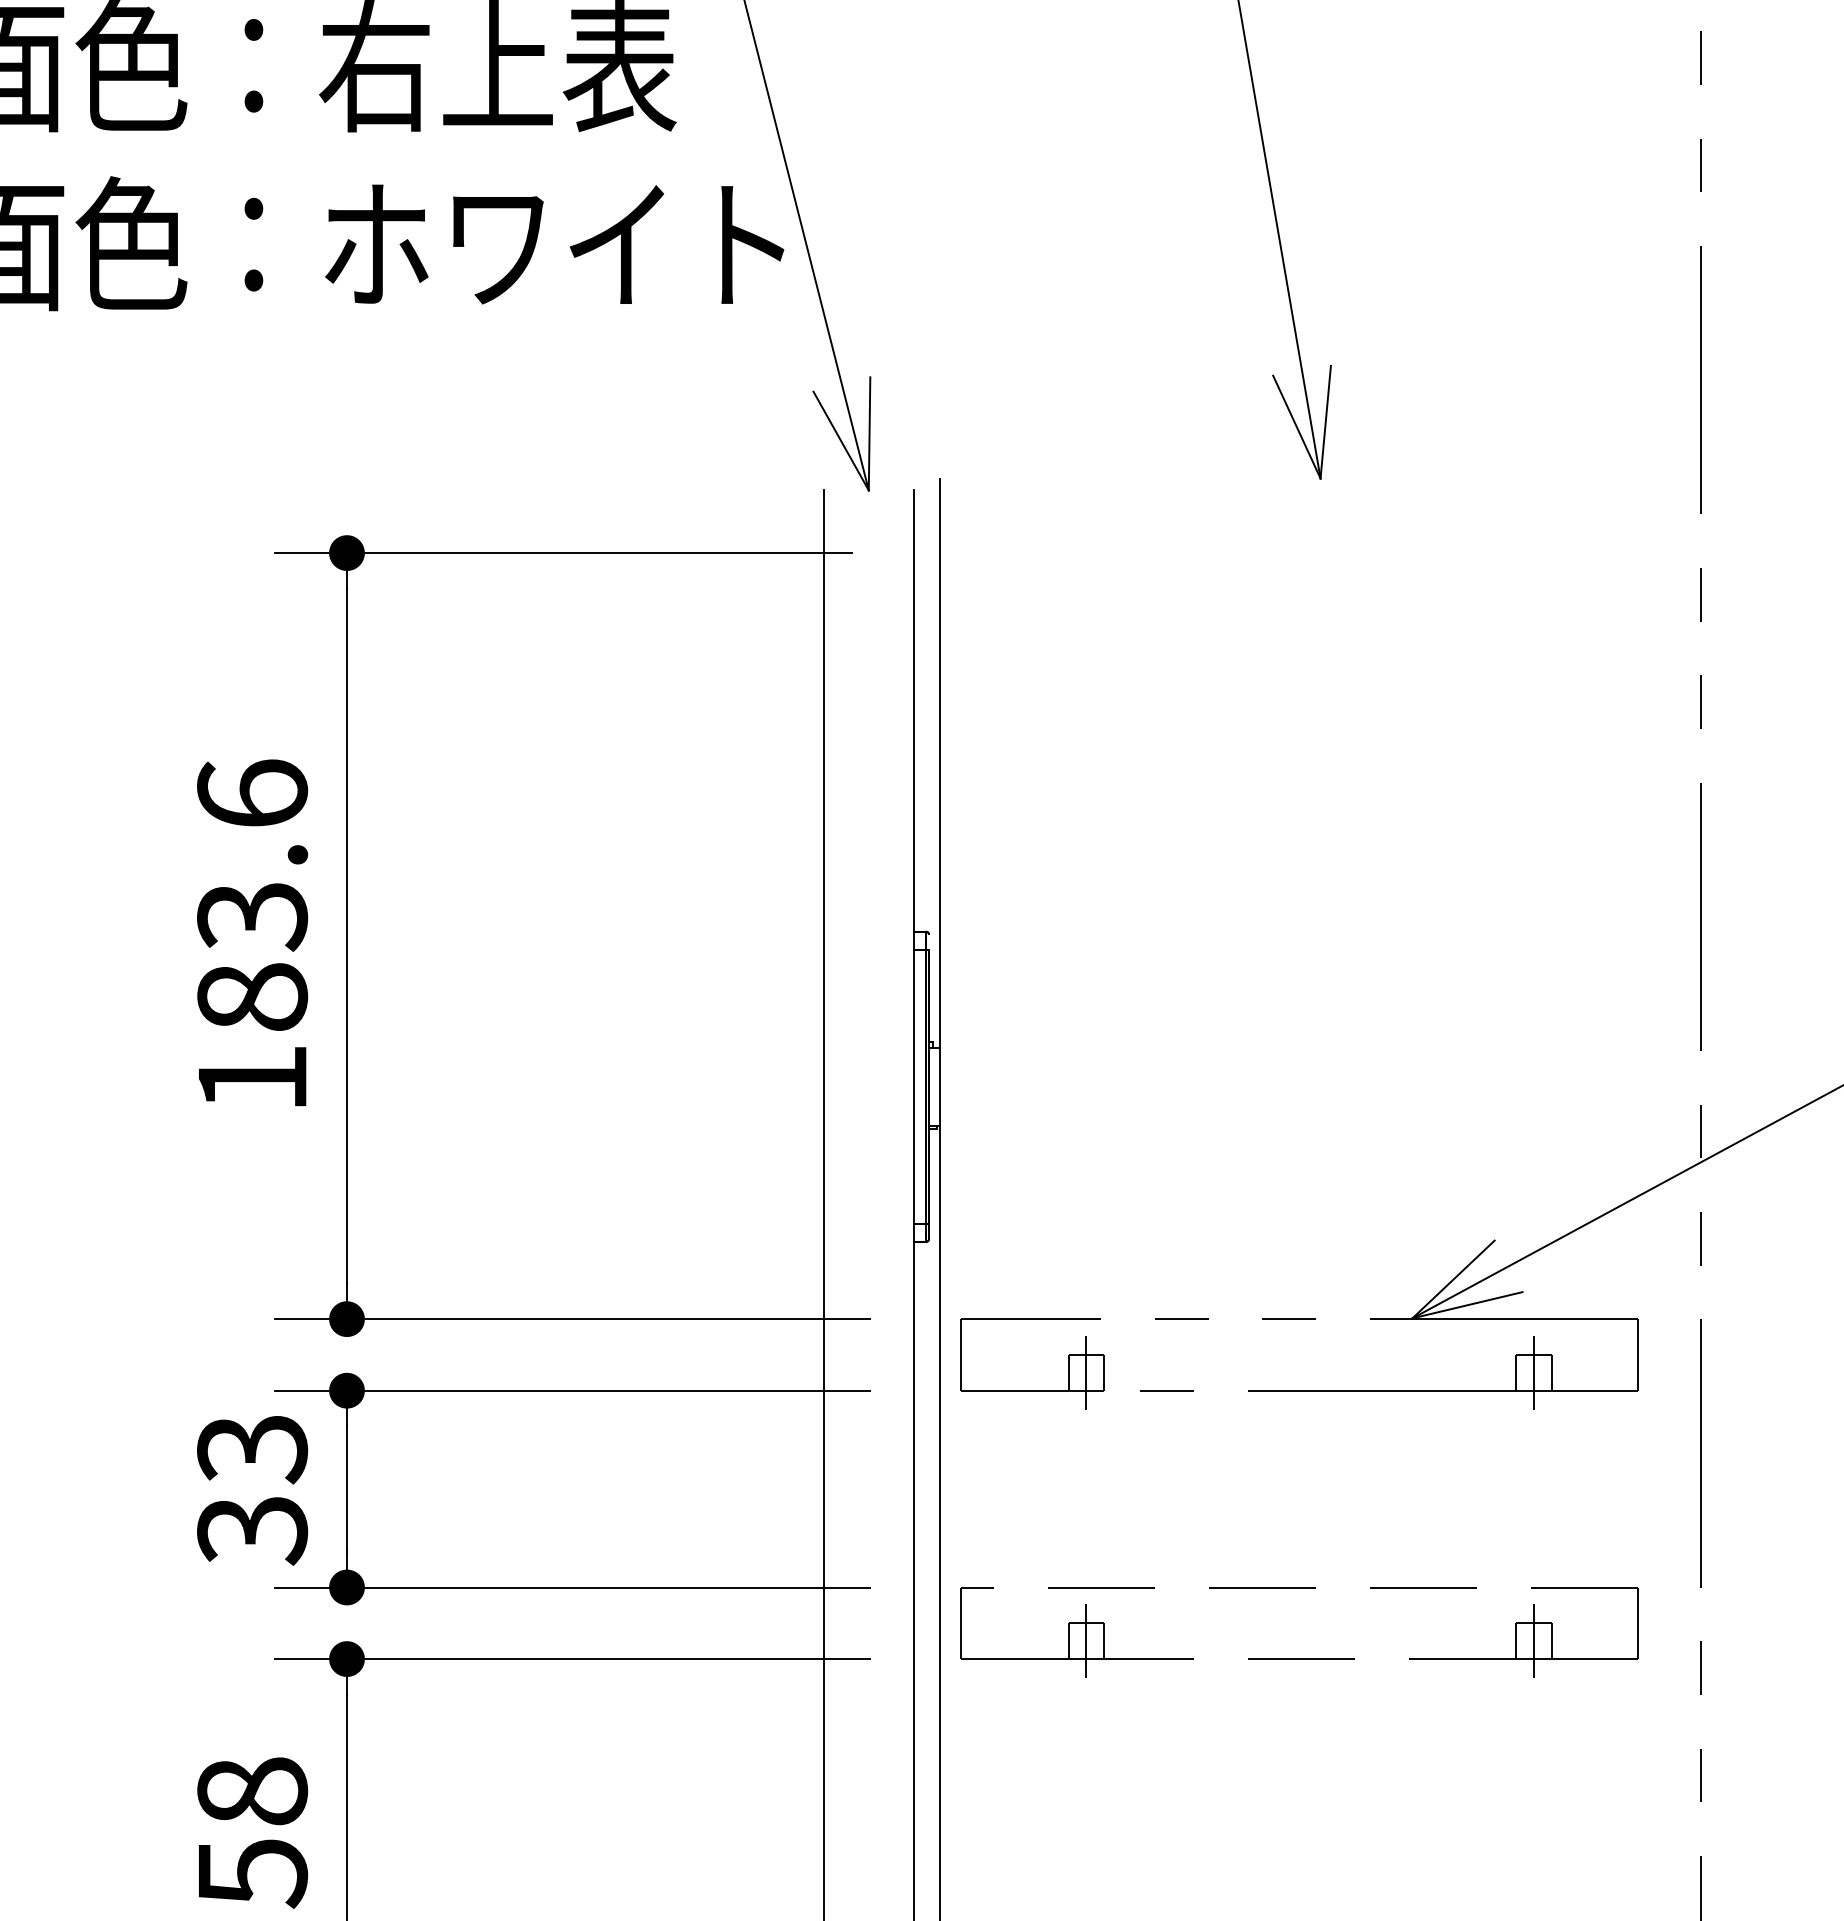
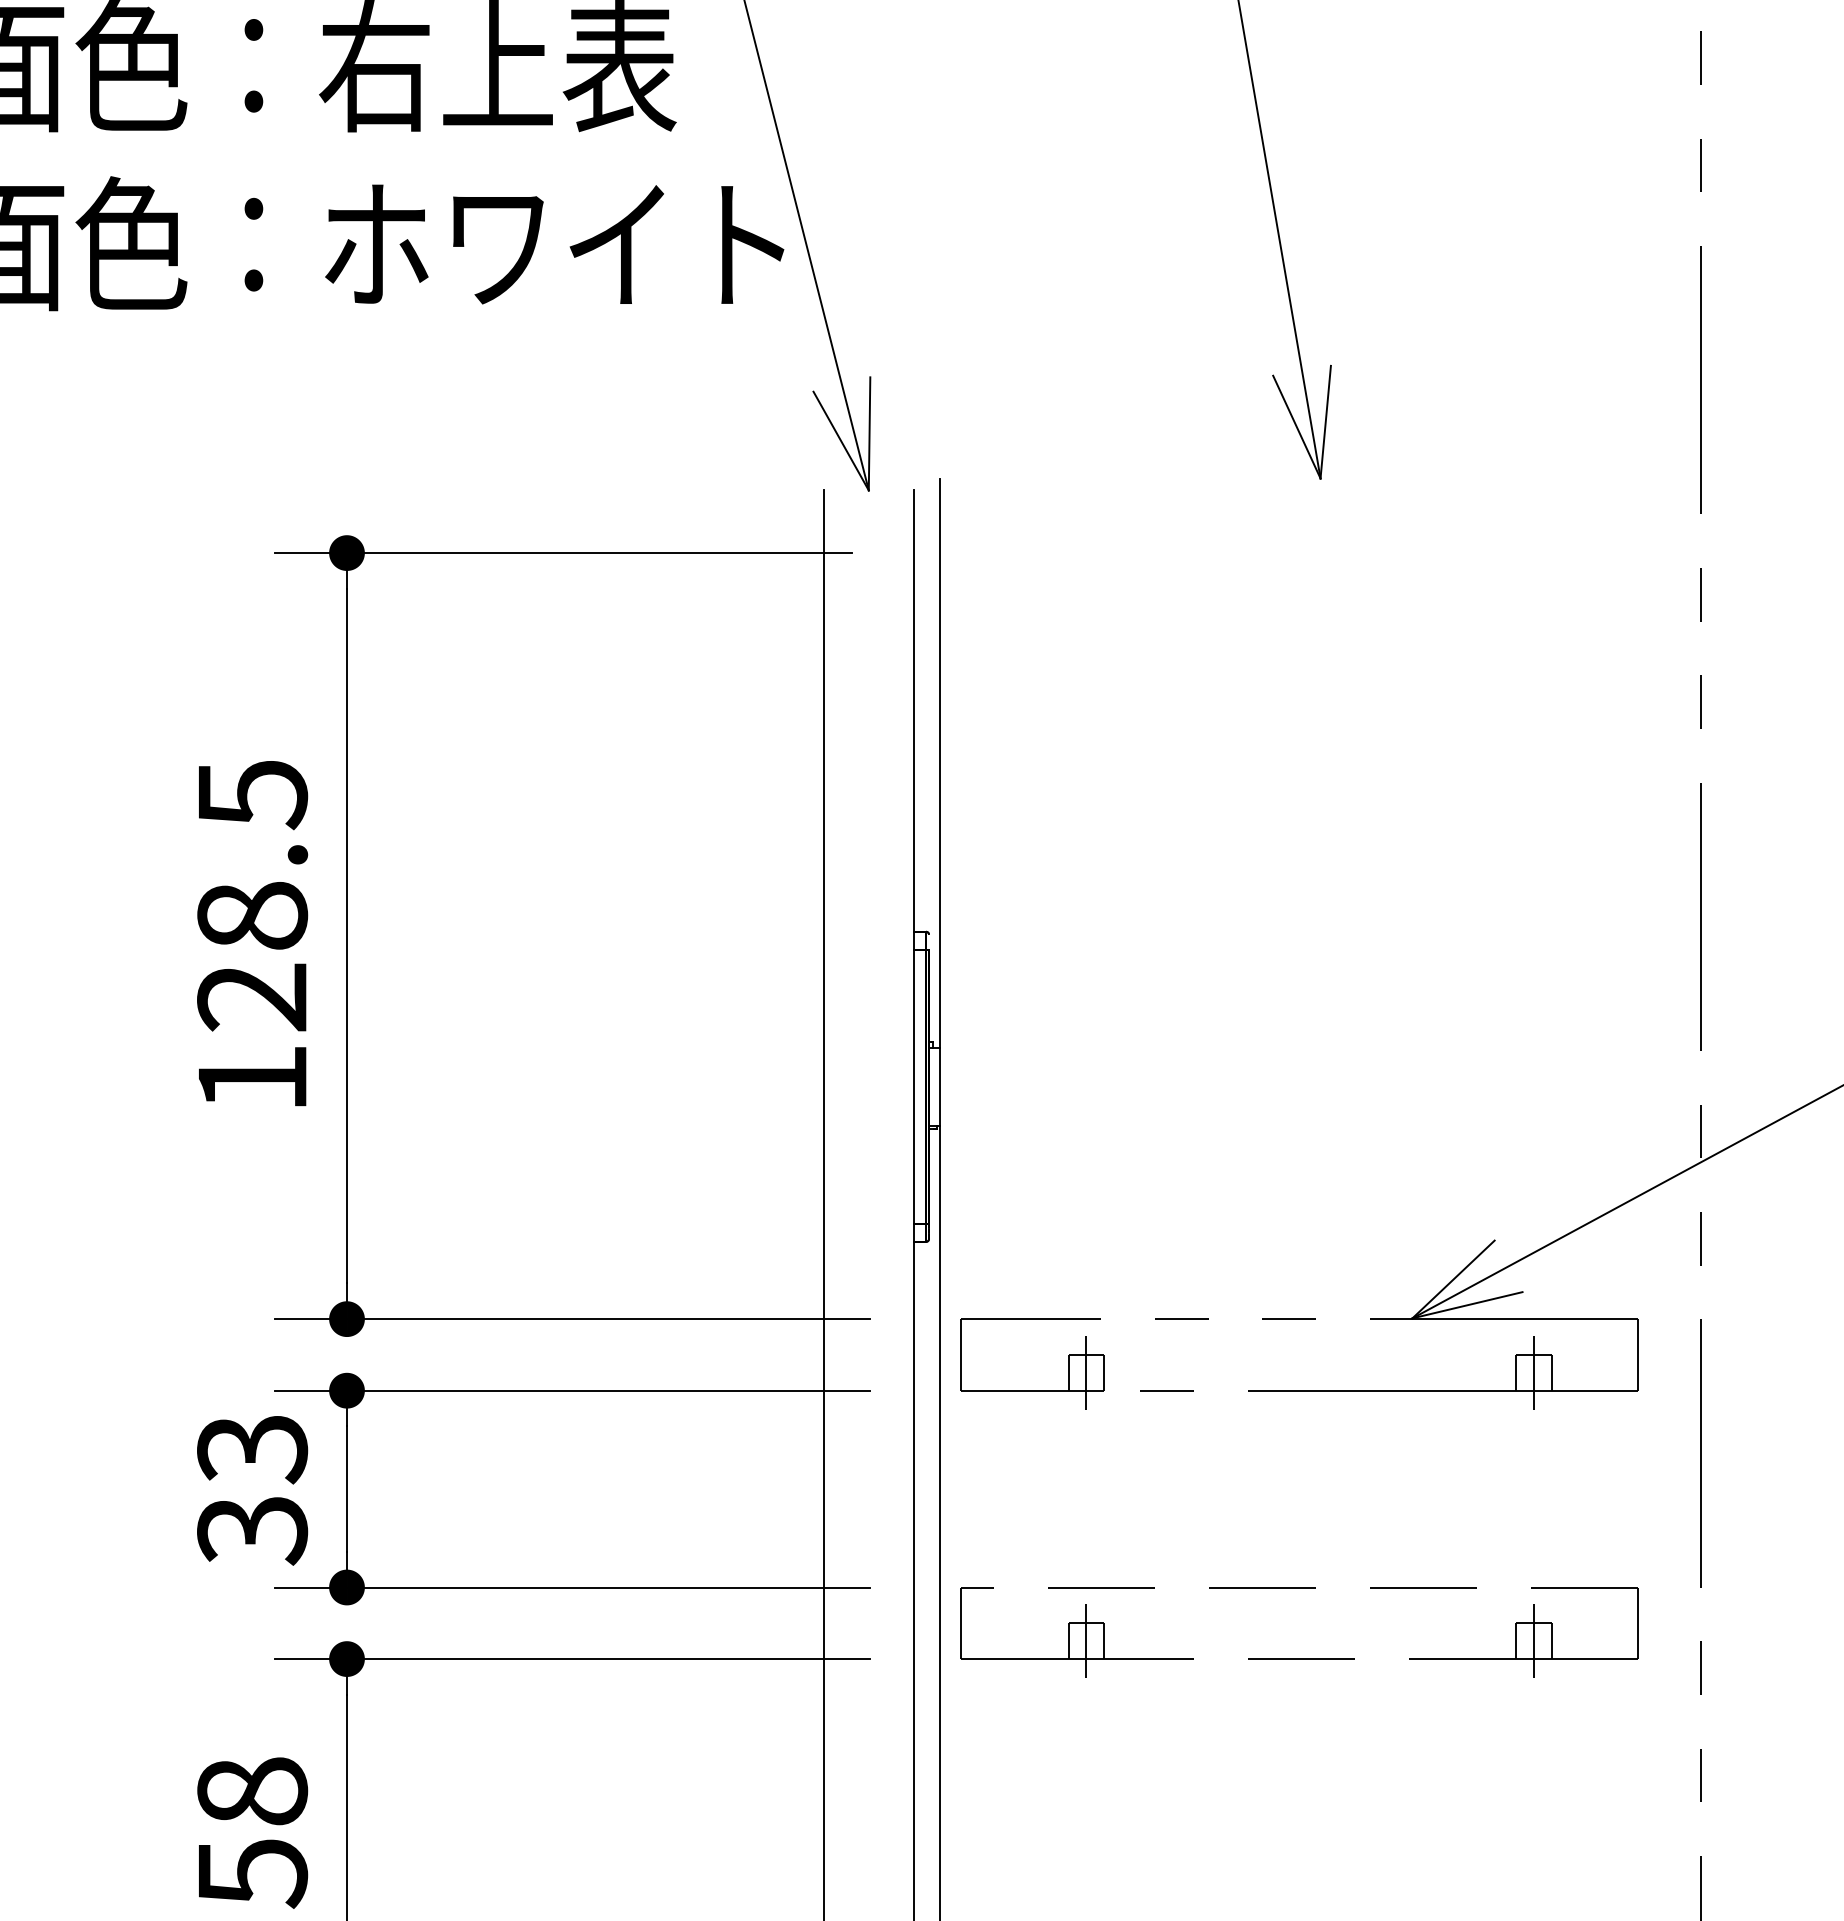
text: 183.6 -> 128.5 (252, 895)
